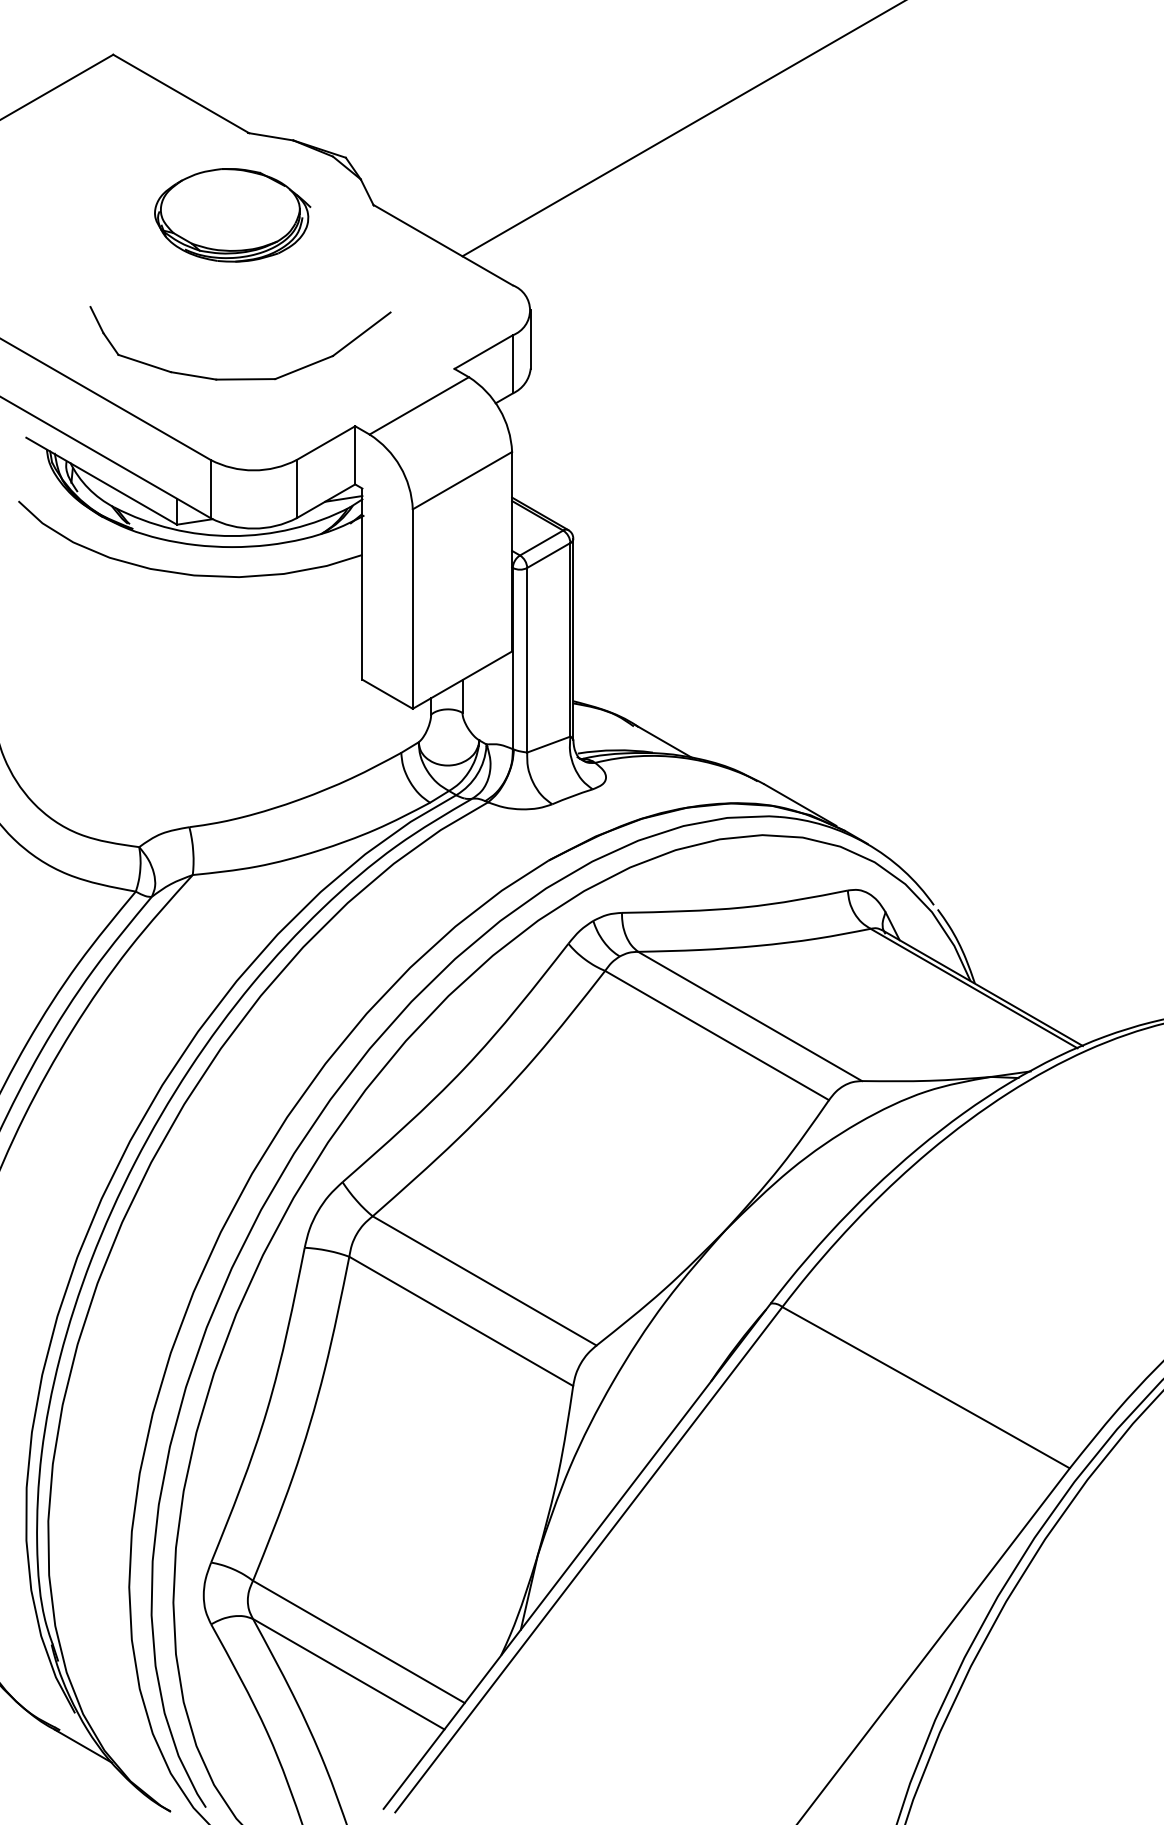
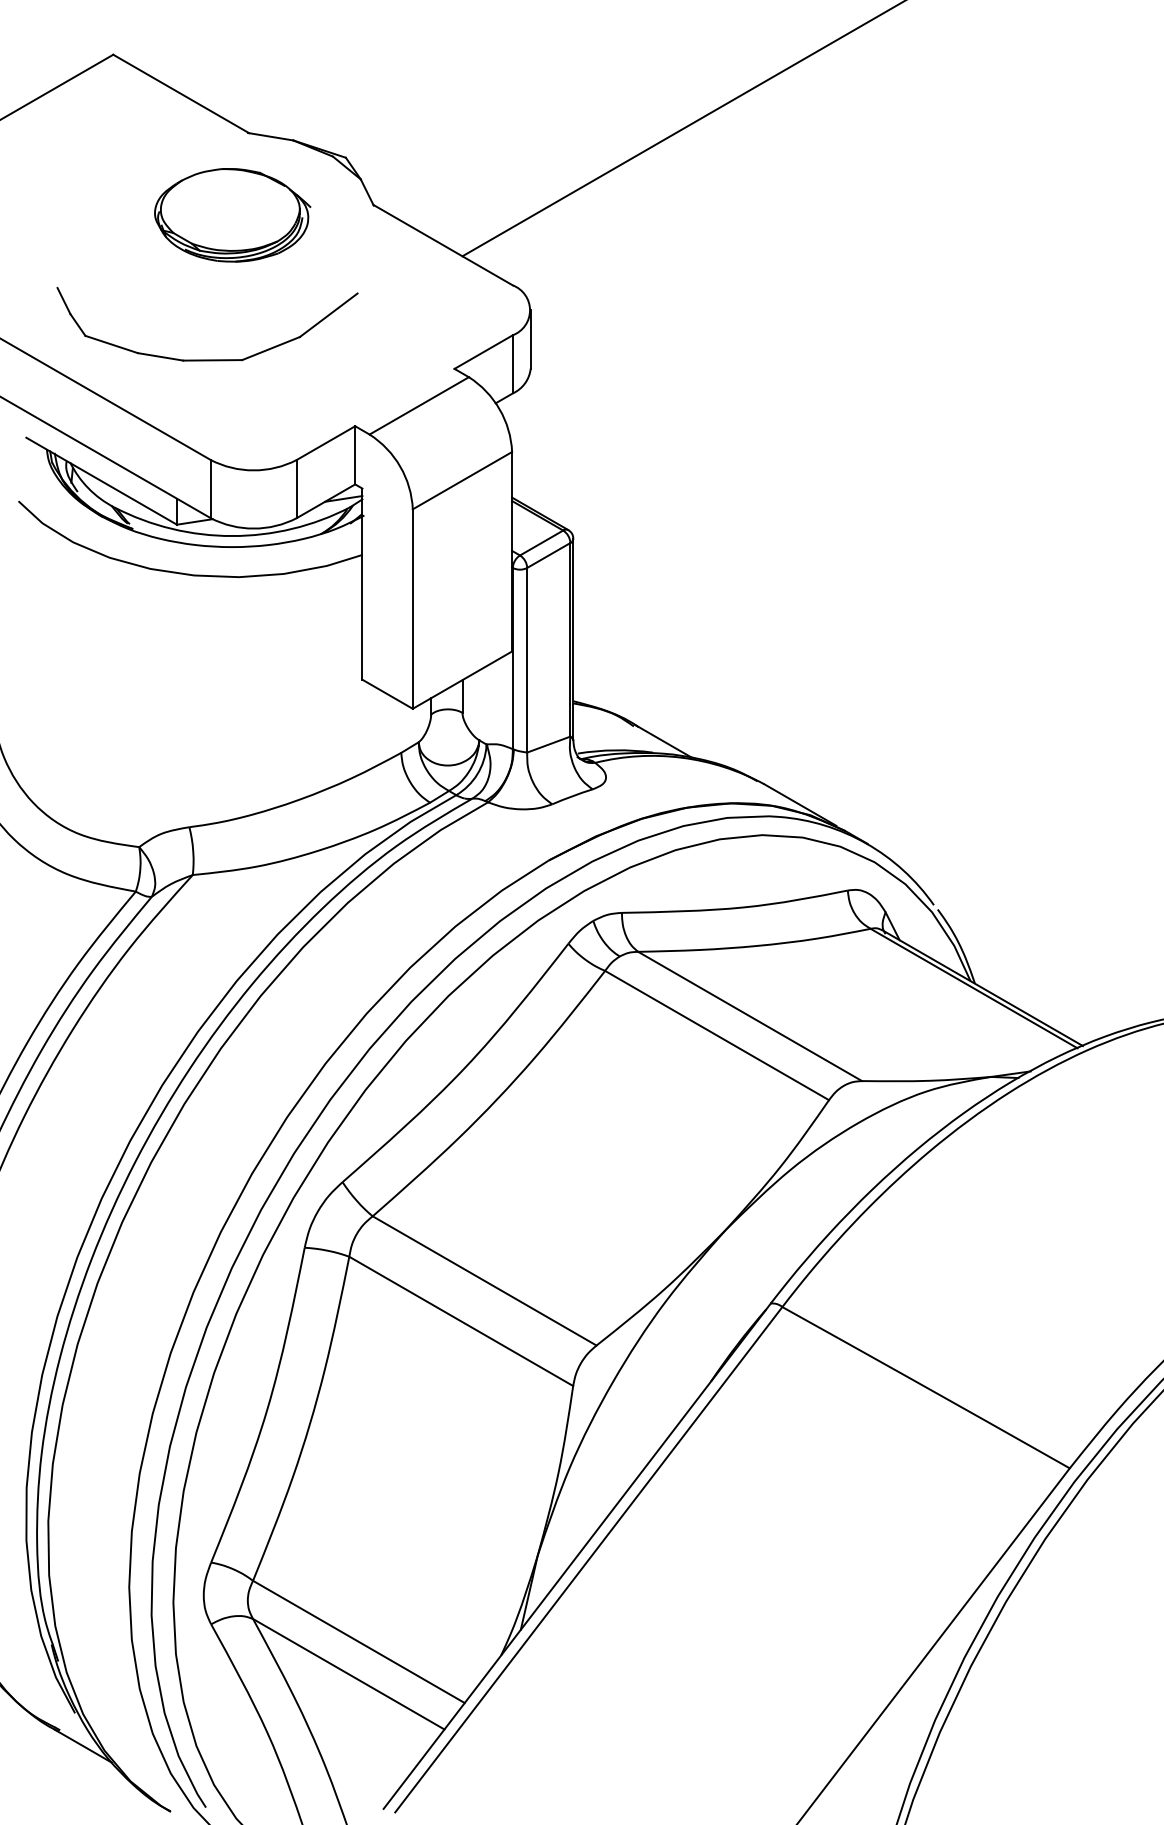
part position: (240, 378) -> (207, 359) (207, 359)
